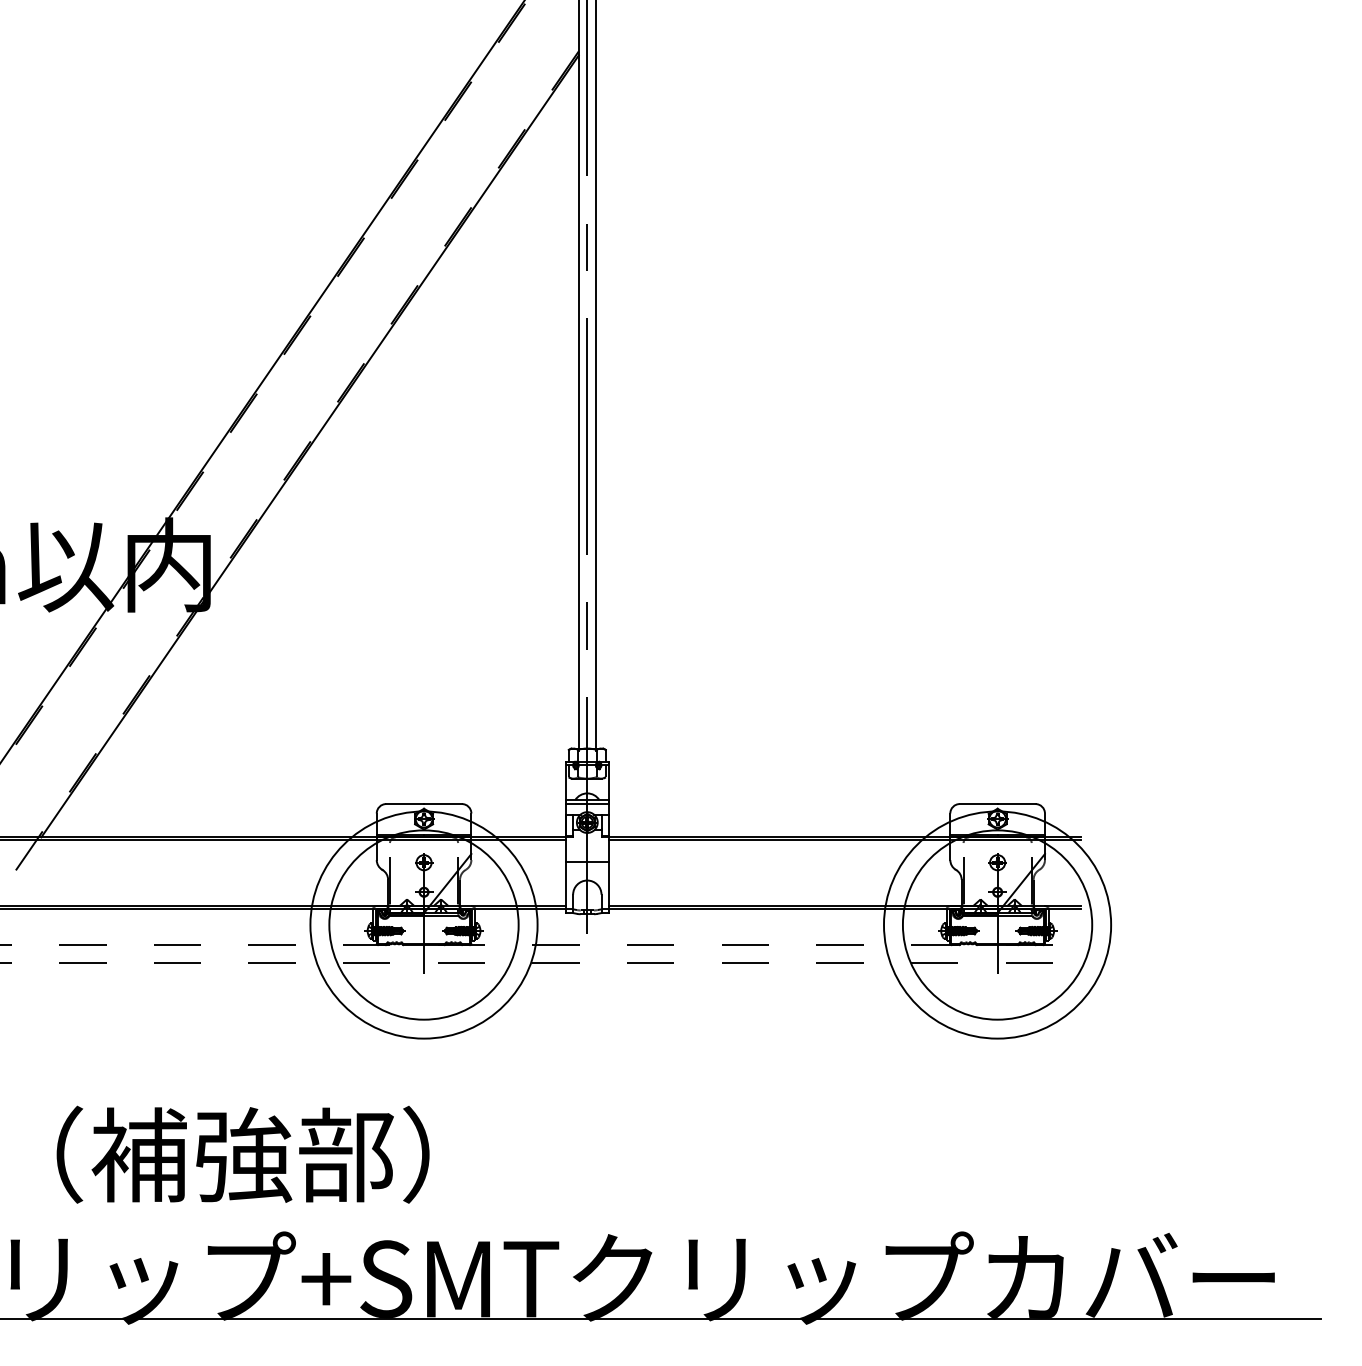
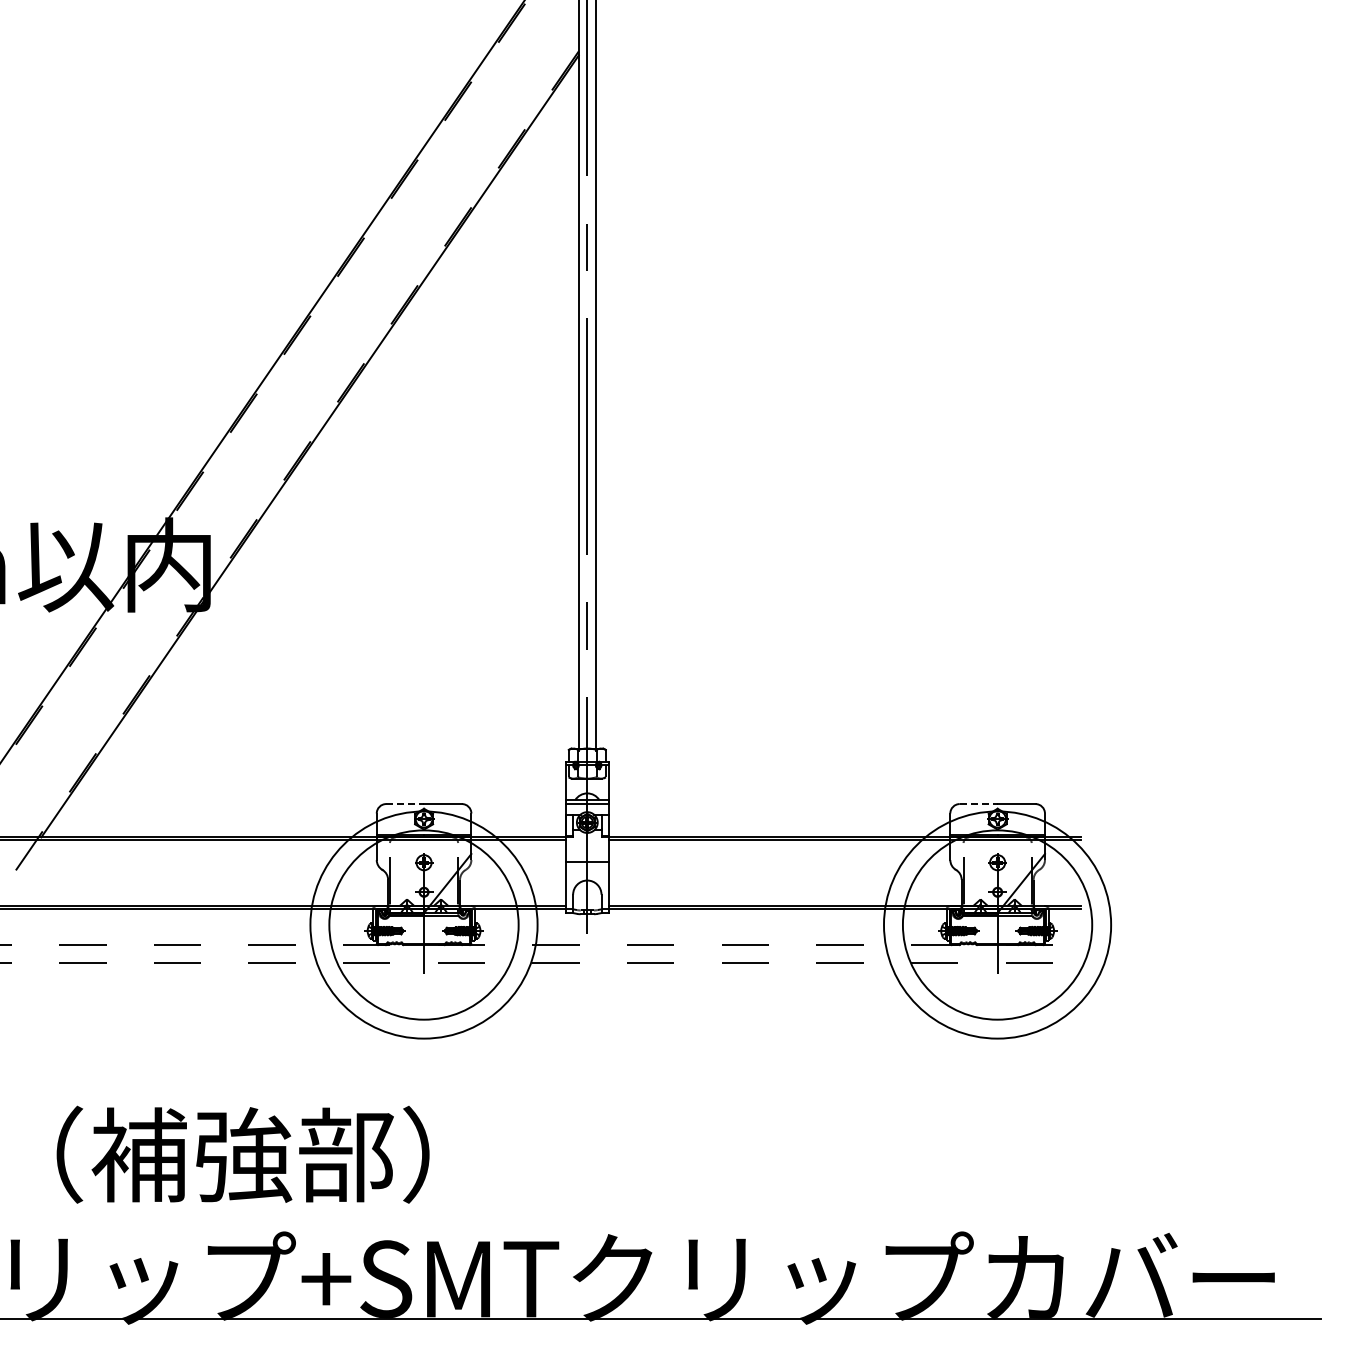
line: solid -> dashed (405, 804)
line: solid -> dashed (978, 804)
